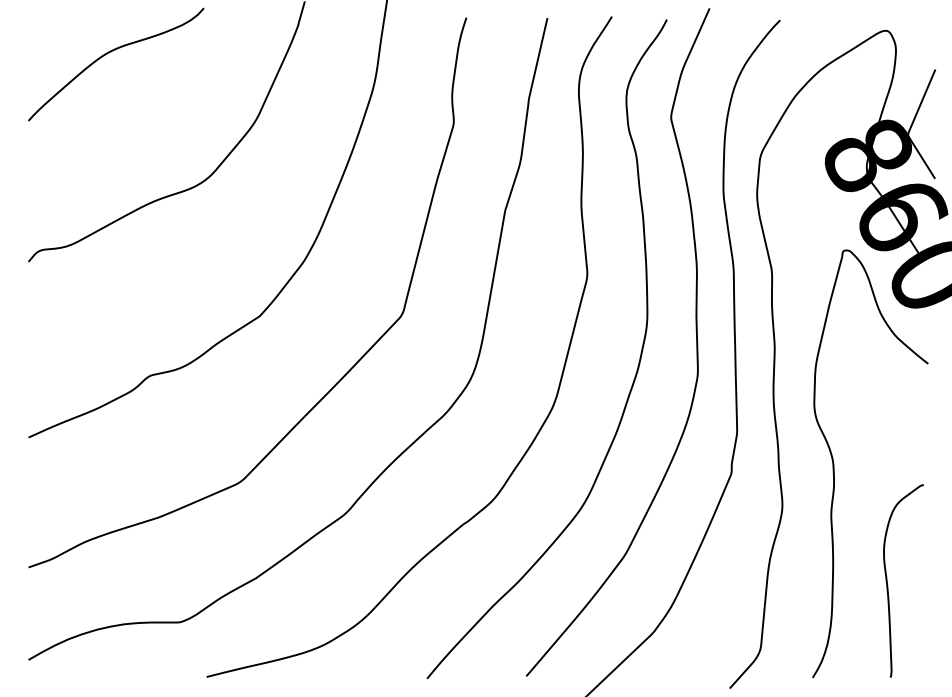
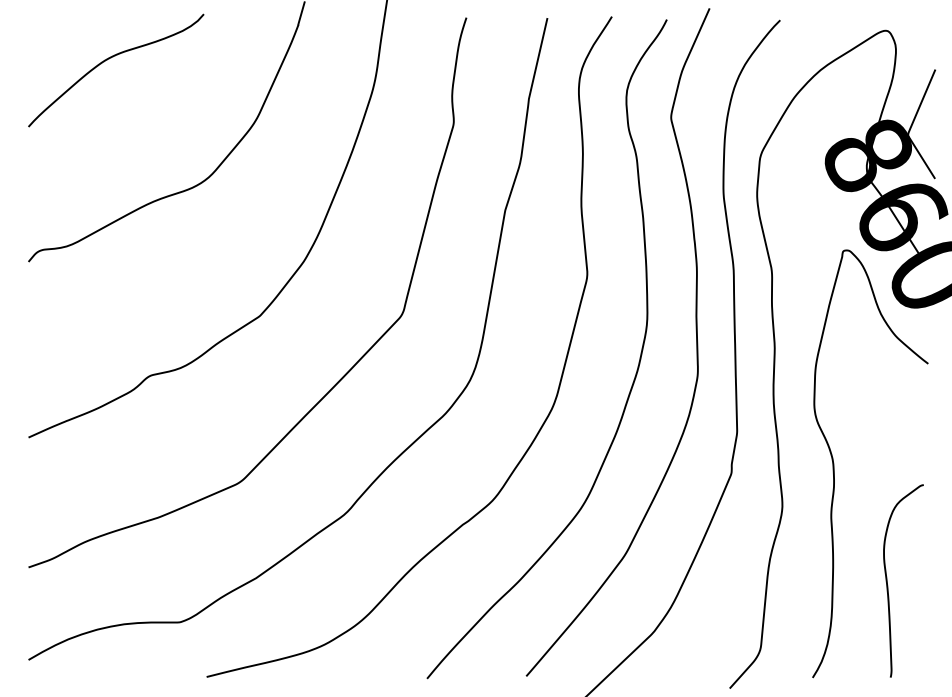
curve position: (111, 52) -> (111, 58) (111, 58)
